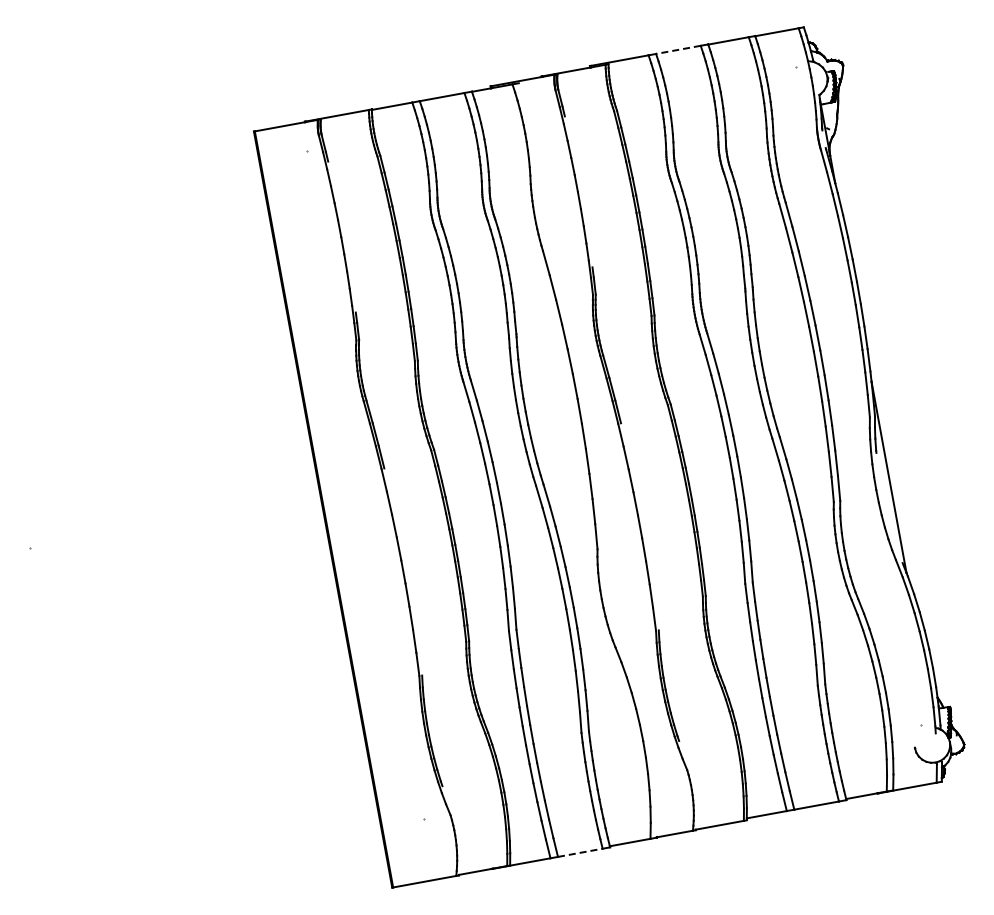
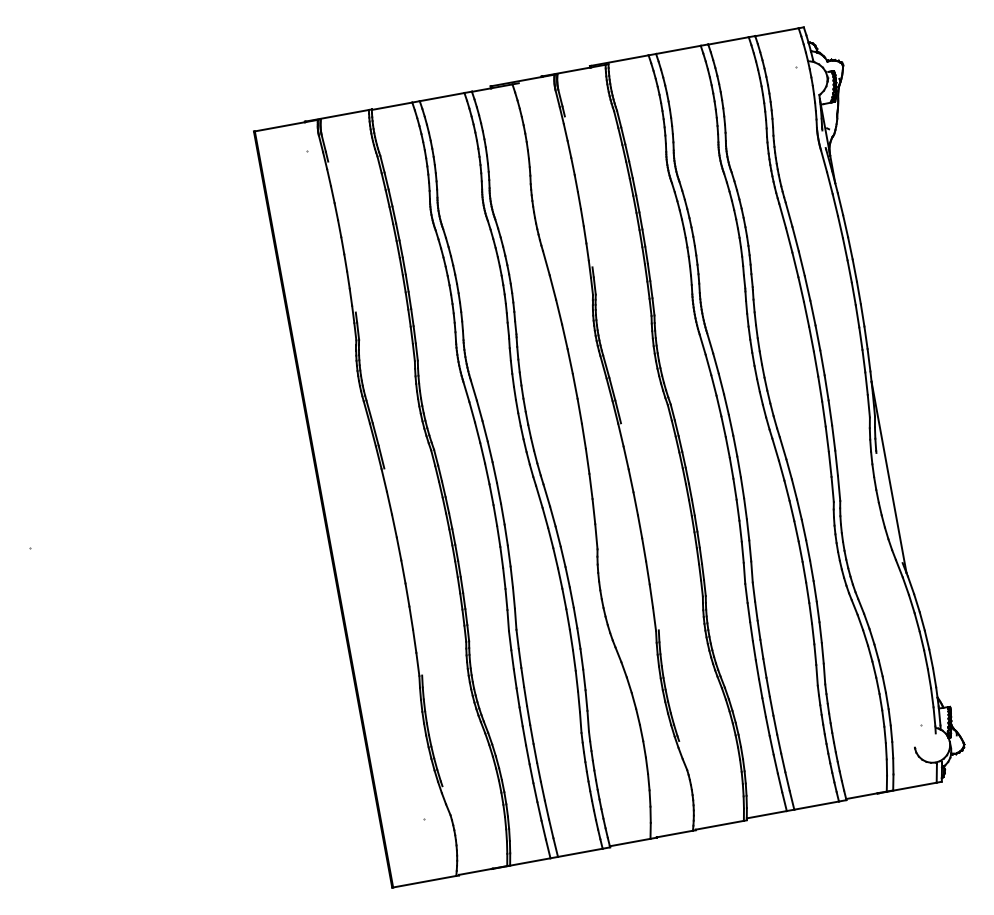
line: dashed -> solid (678, 49)
line: dashed -> solid (580, 852)
